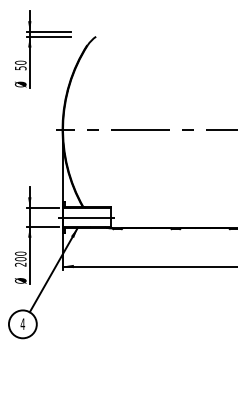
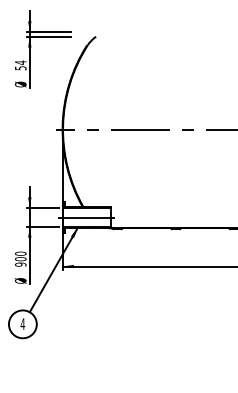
text: 50 -> 54 (20, 62)
text: 200 -> 900 (20, 264)
